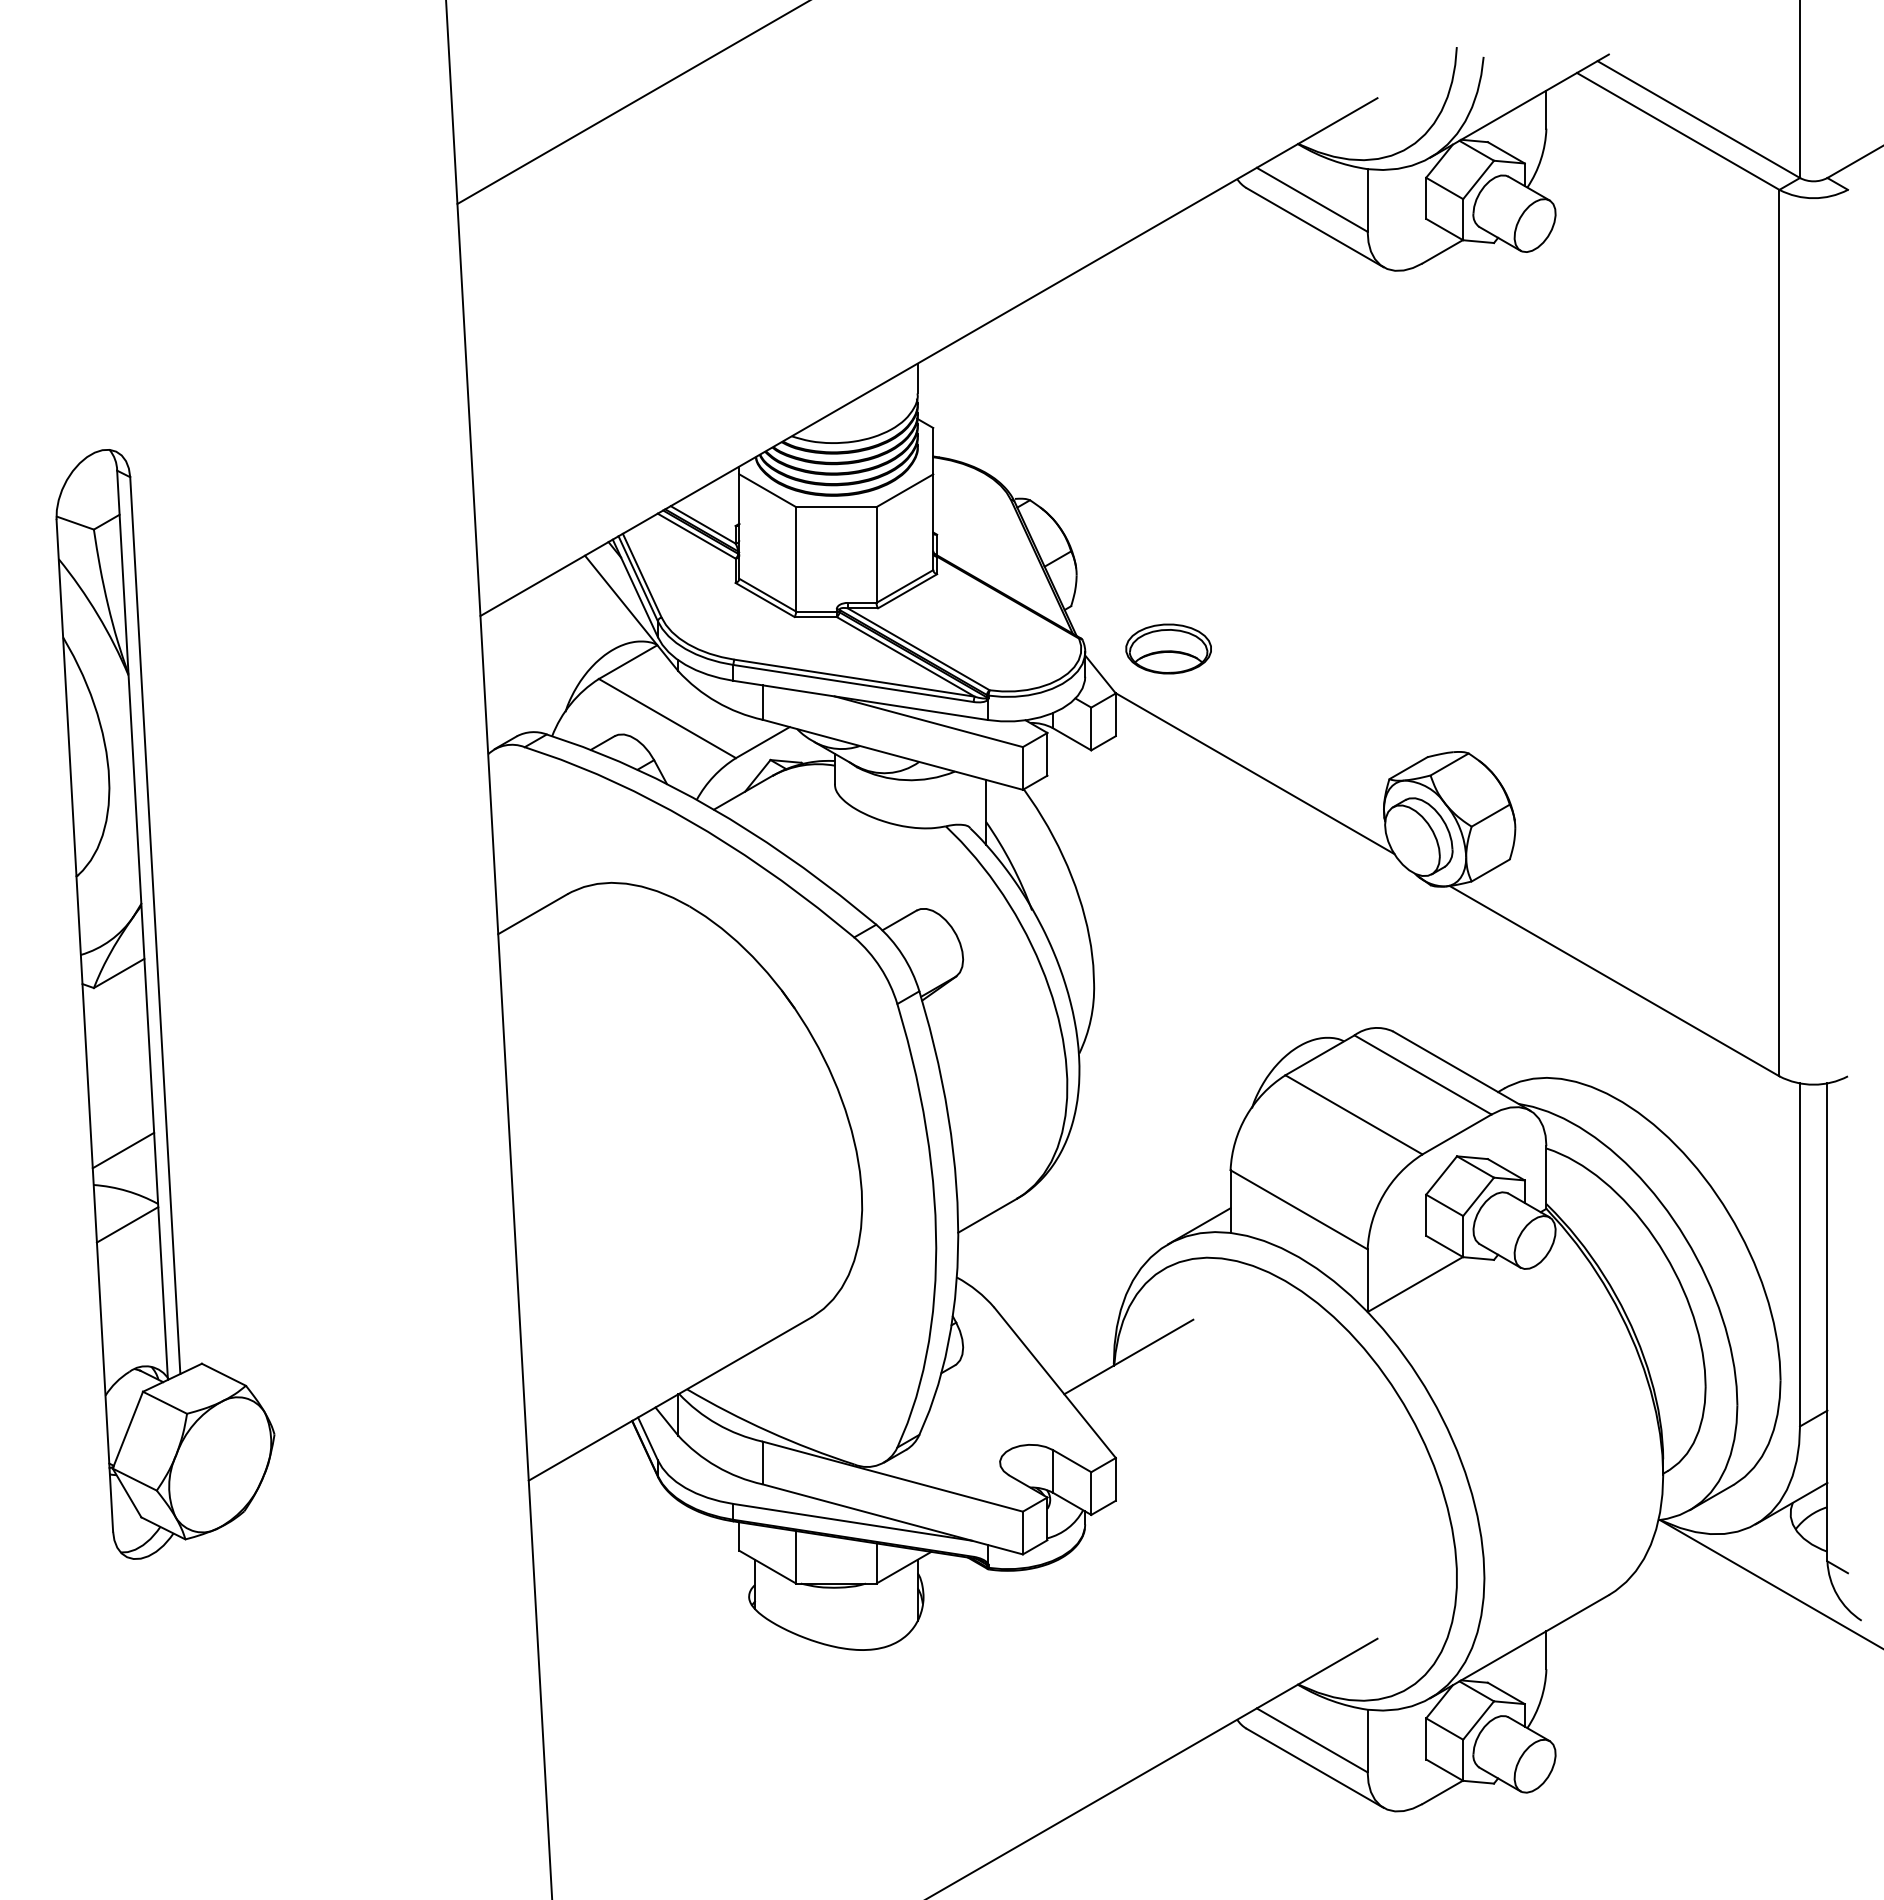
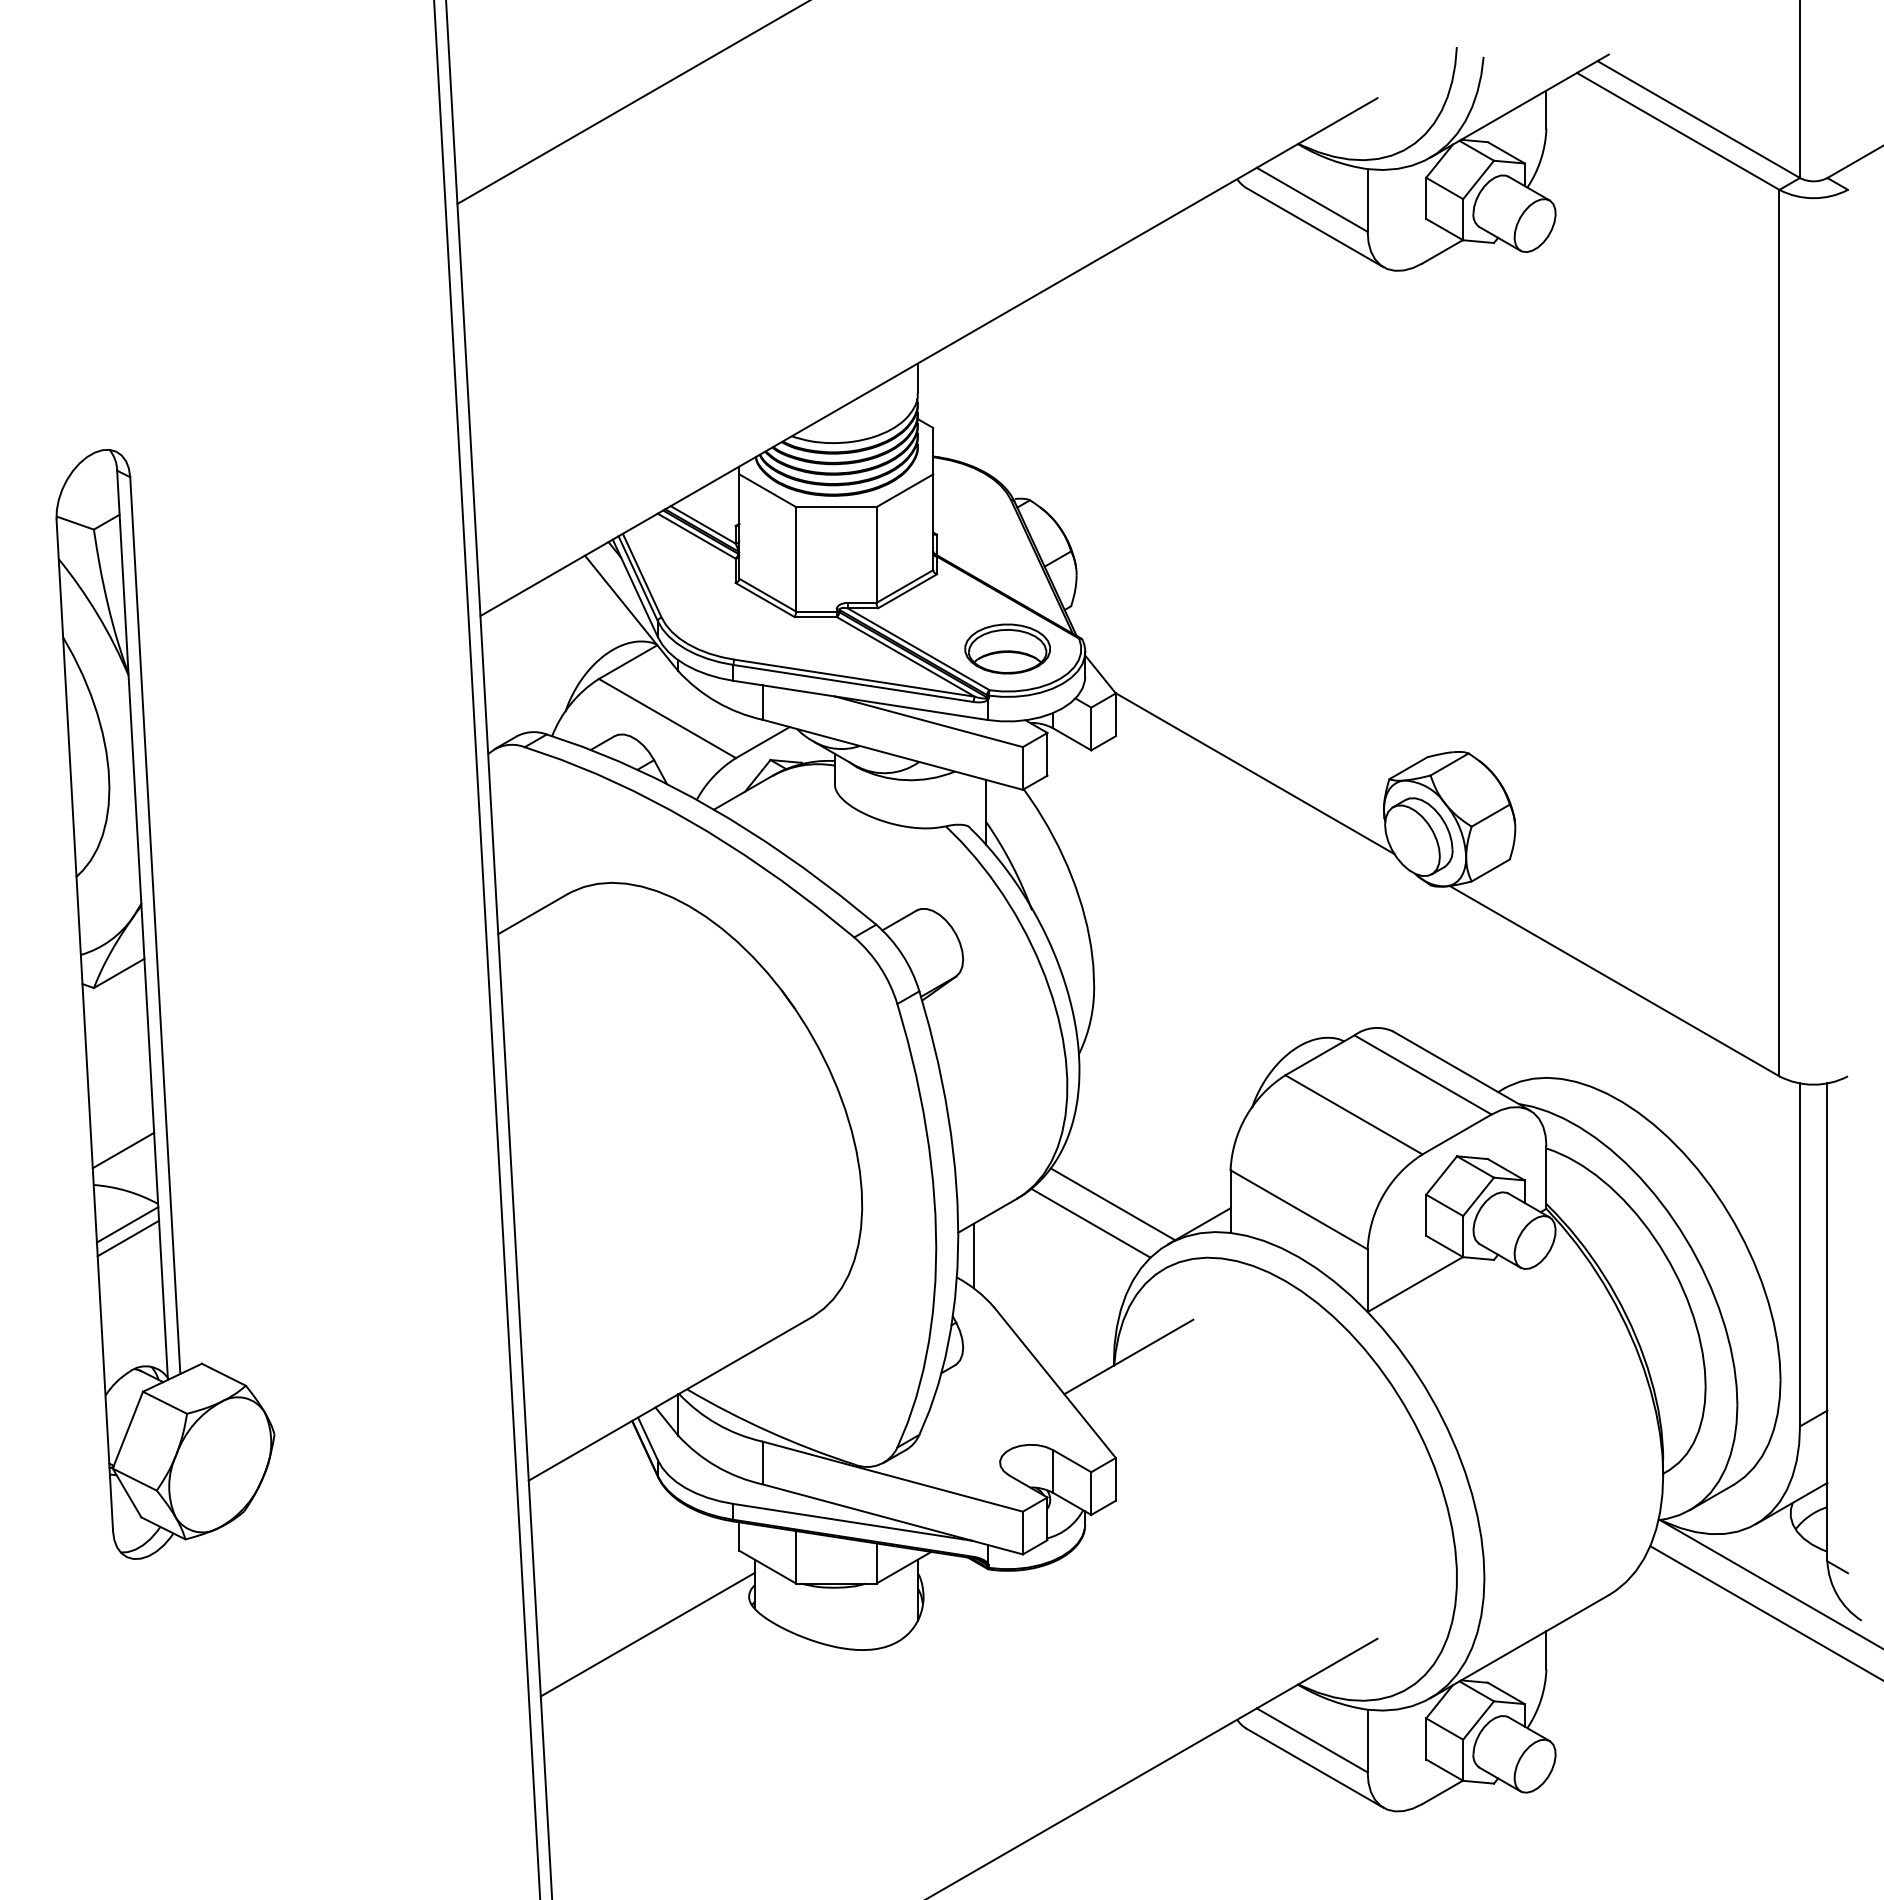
part position: (1168, 648) -> (1007, 648) (1007, 648)
line: none -> present (487, 949)
line: none -> present (1112, 1204)
line: none -> present (1090, 1222)
line: none -> present (128, 1238)
line: none -> present (973, 1255)
line: none -> present (1765, 1612)
line: none -> present (647, 1634)
